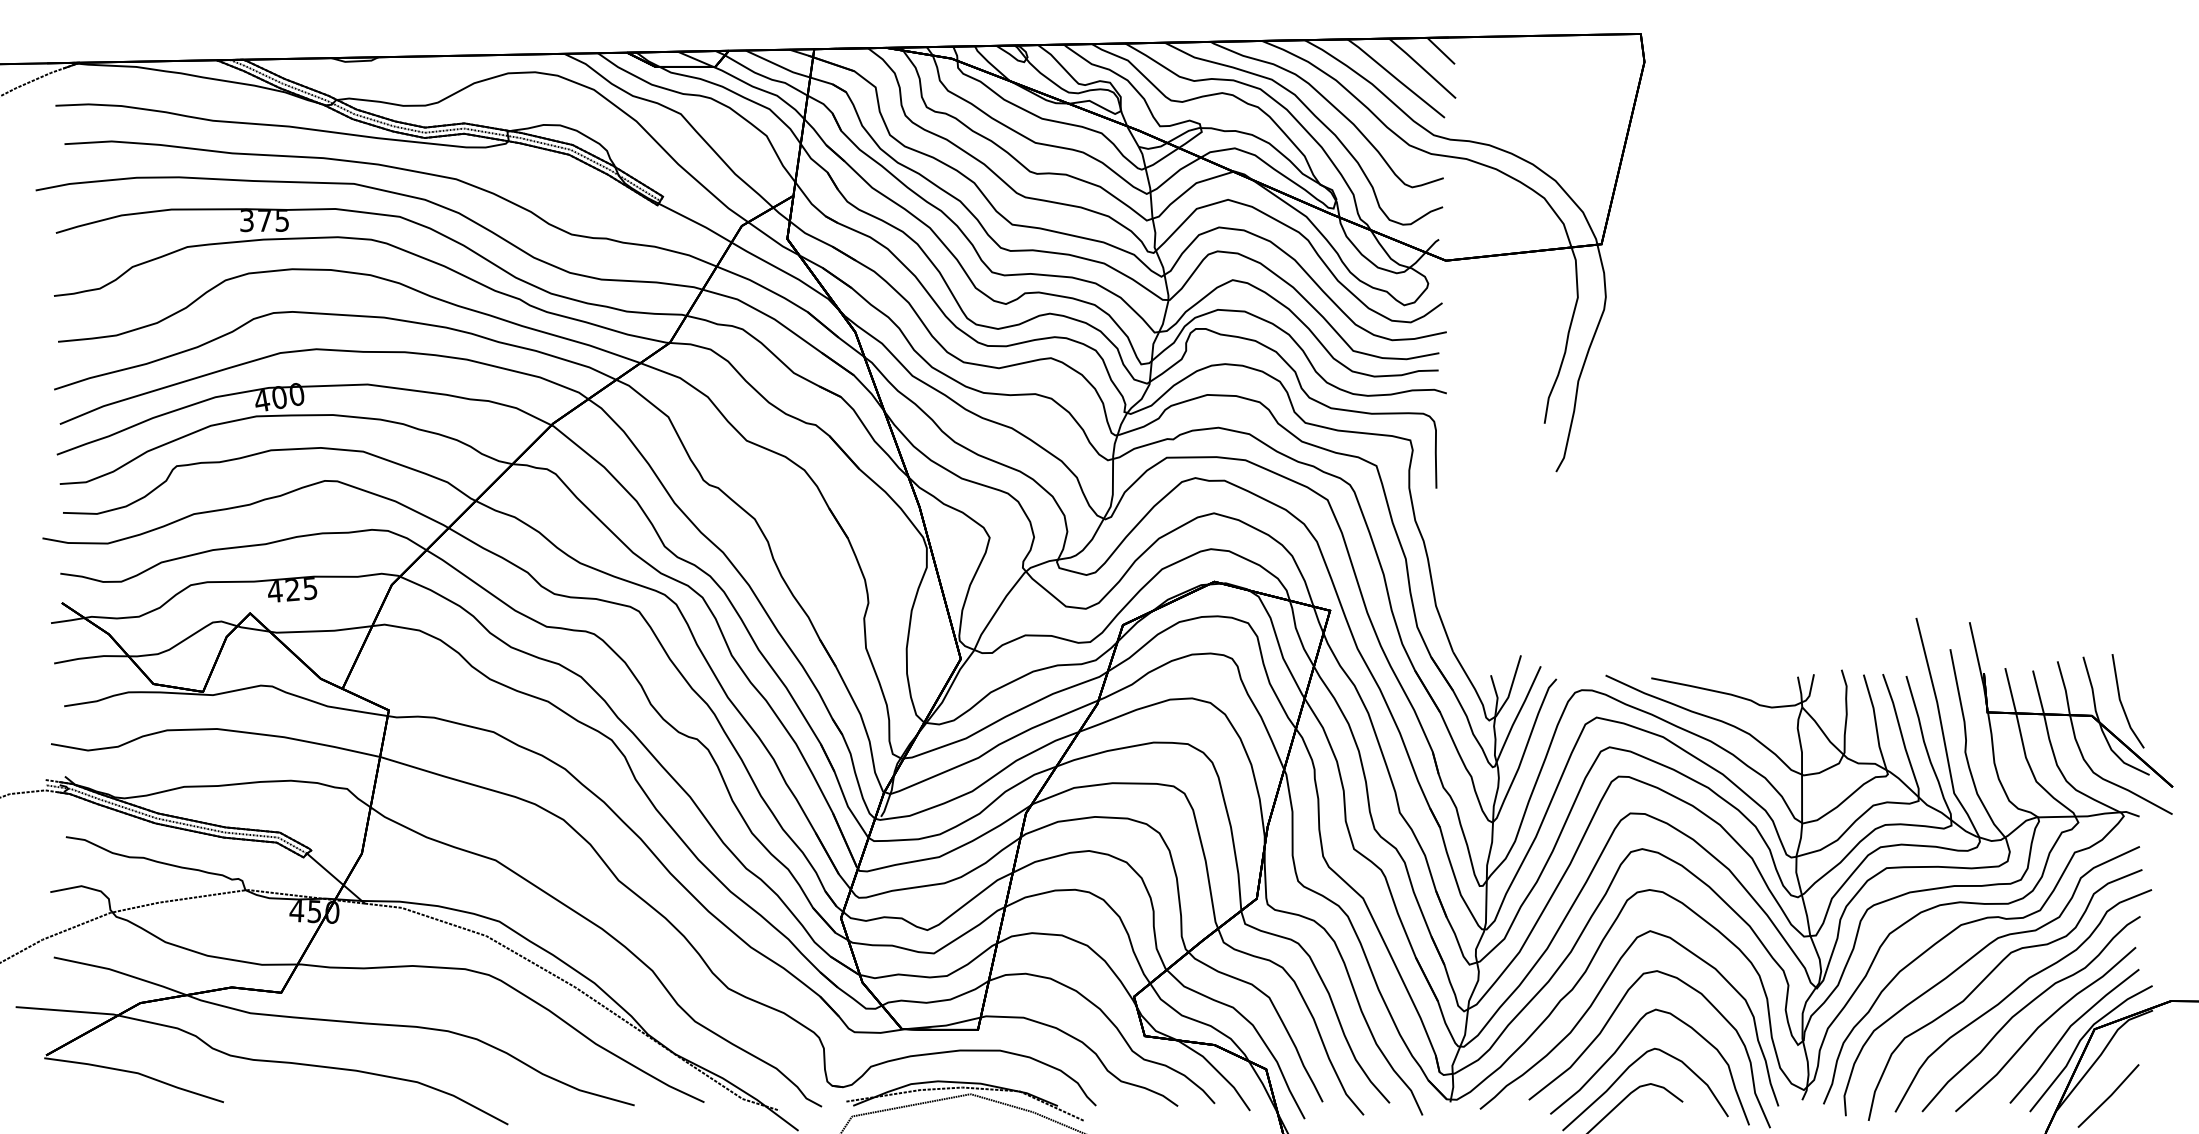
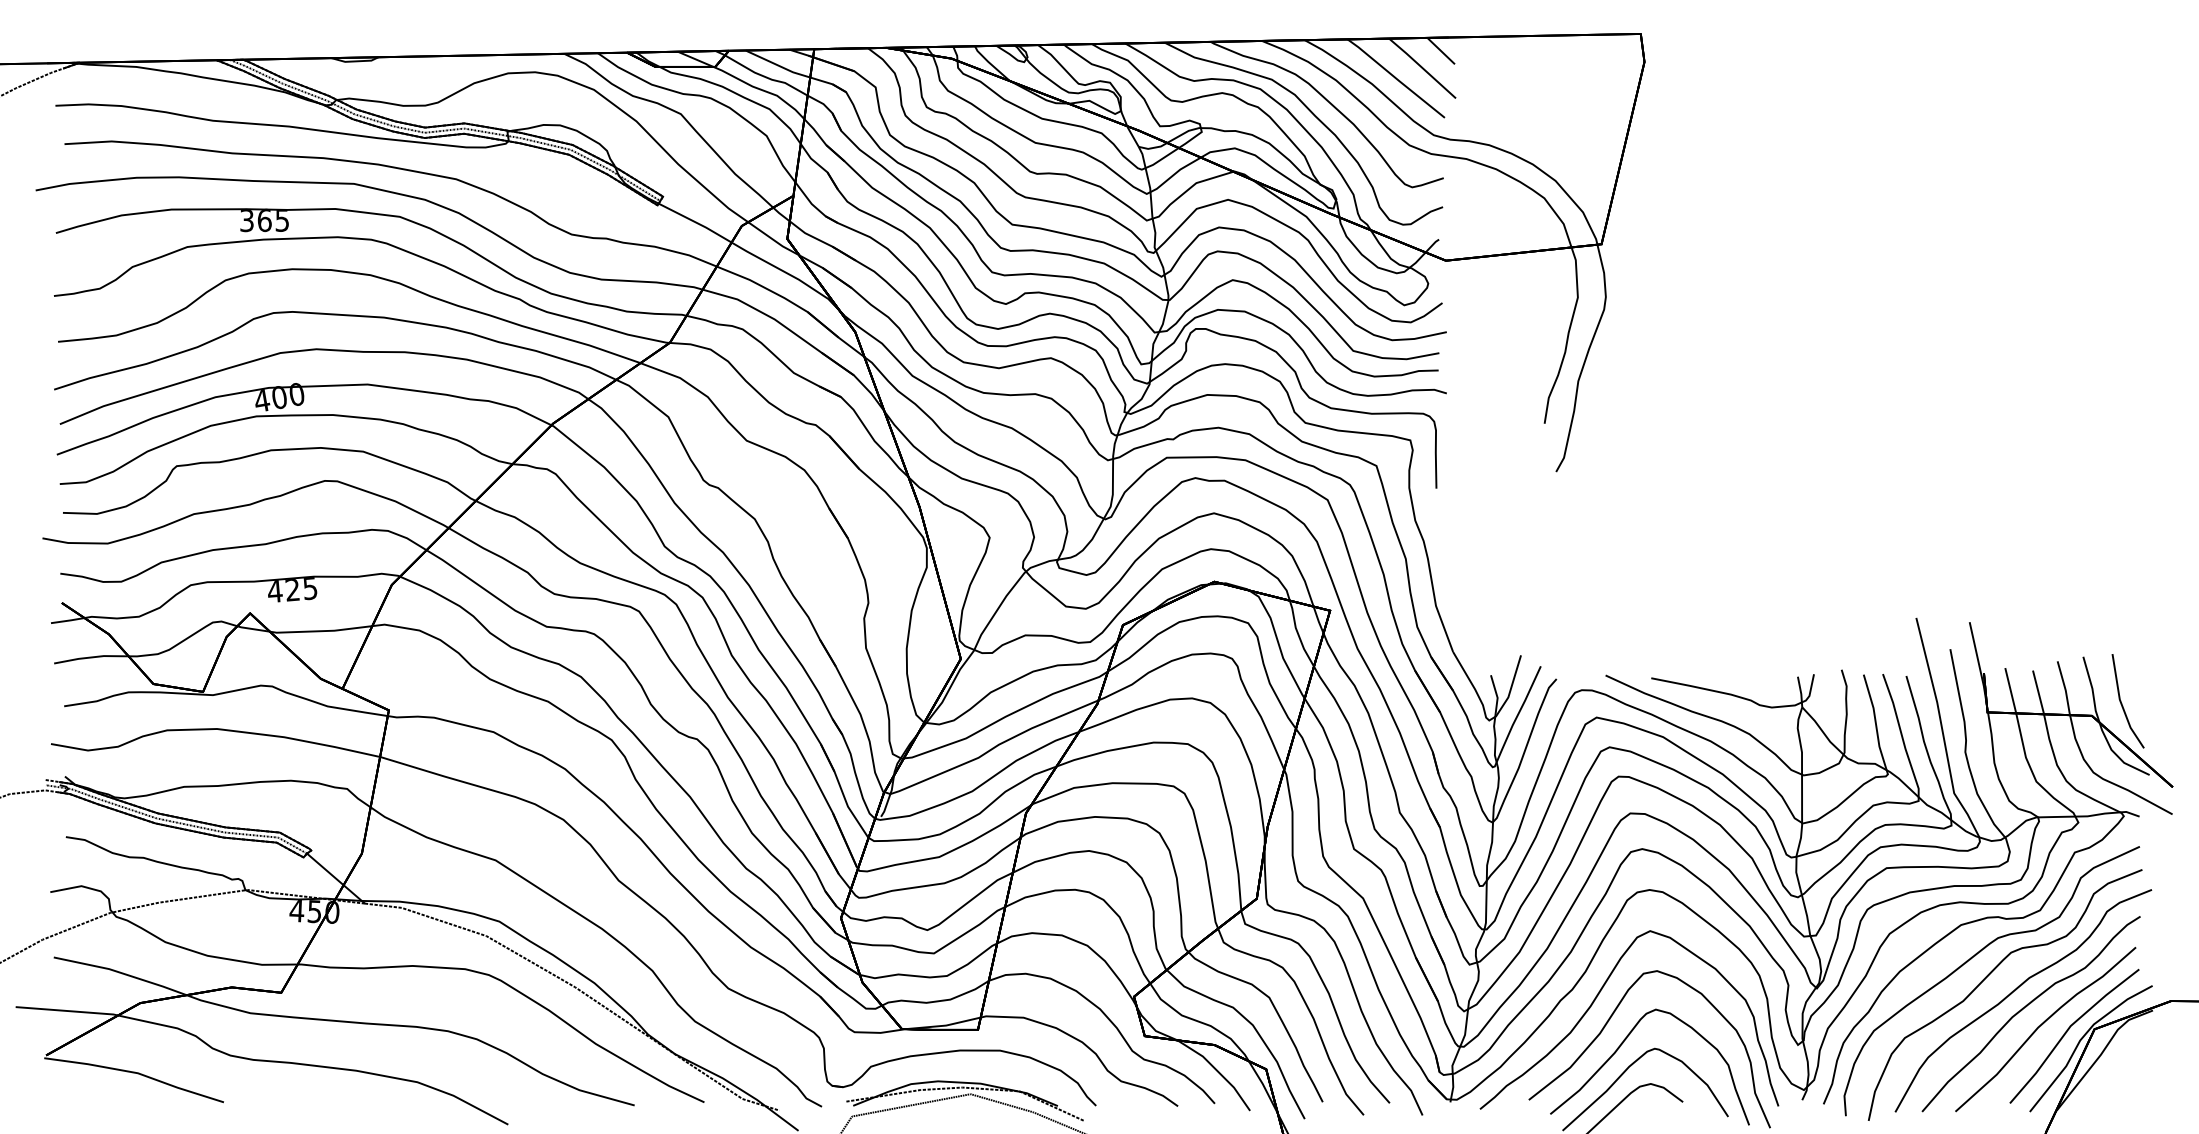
text: 375 -> 365 (264, 220)
part: present -> none (2108, 1095)
